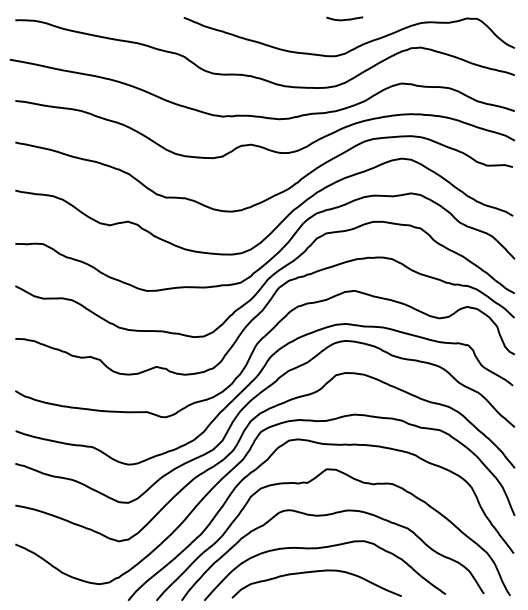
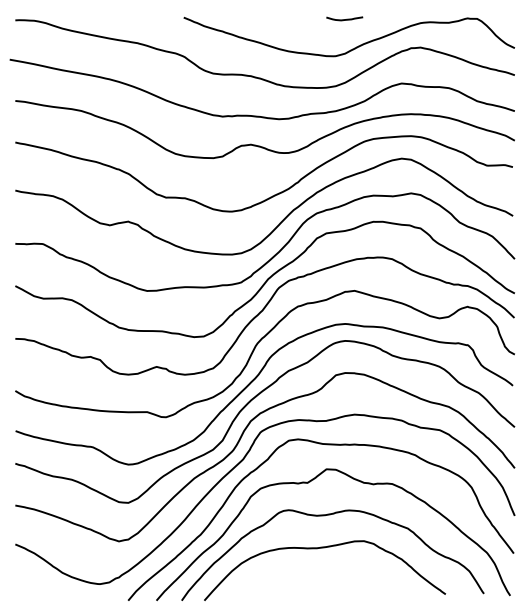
curve: present -> none (316, 572)
